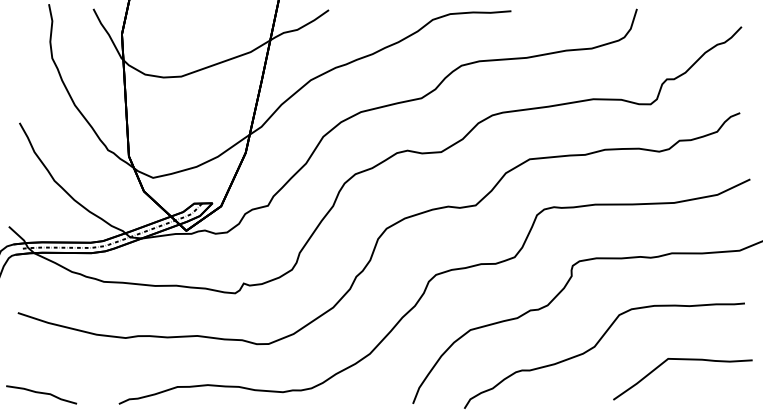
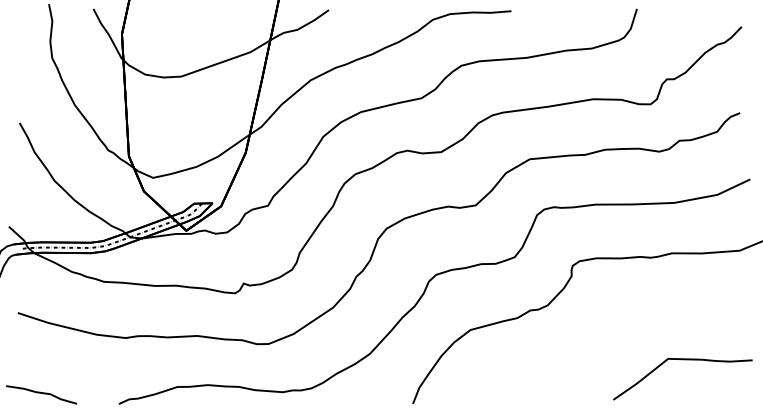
curve: present -> none (596, 346)
